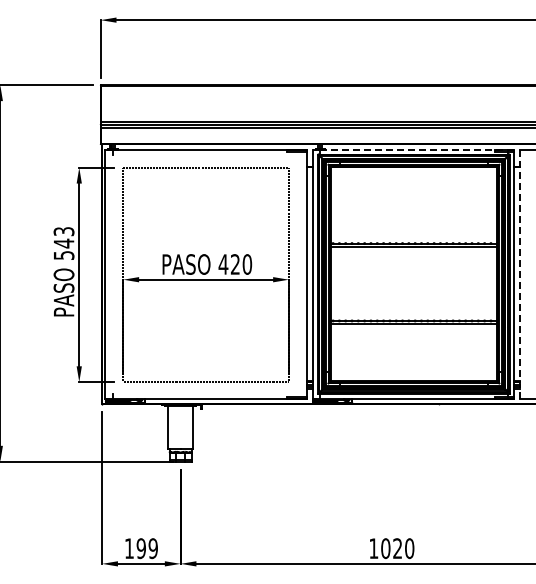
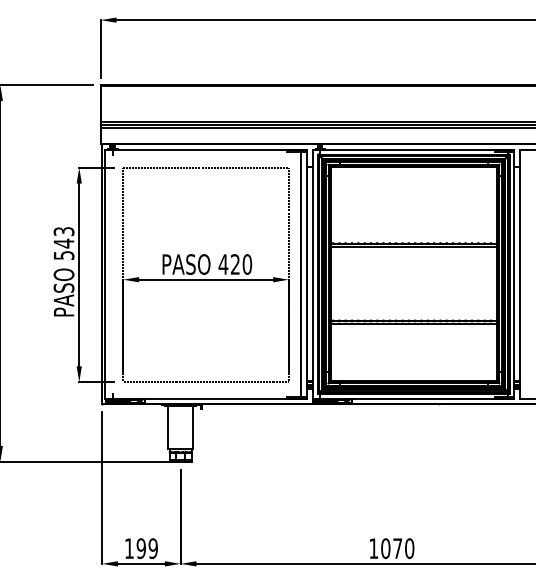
line: dashed -> solid (413, 150)
line: none -> present (300, 274)
line: dashed -> solid (519, 274)
text: 1020 -> 1070 (397, 548)
